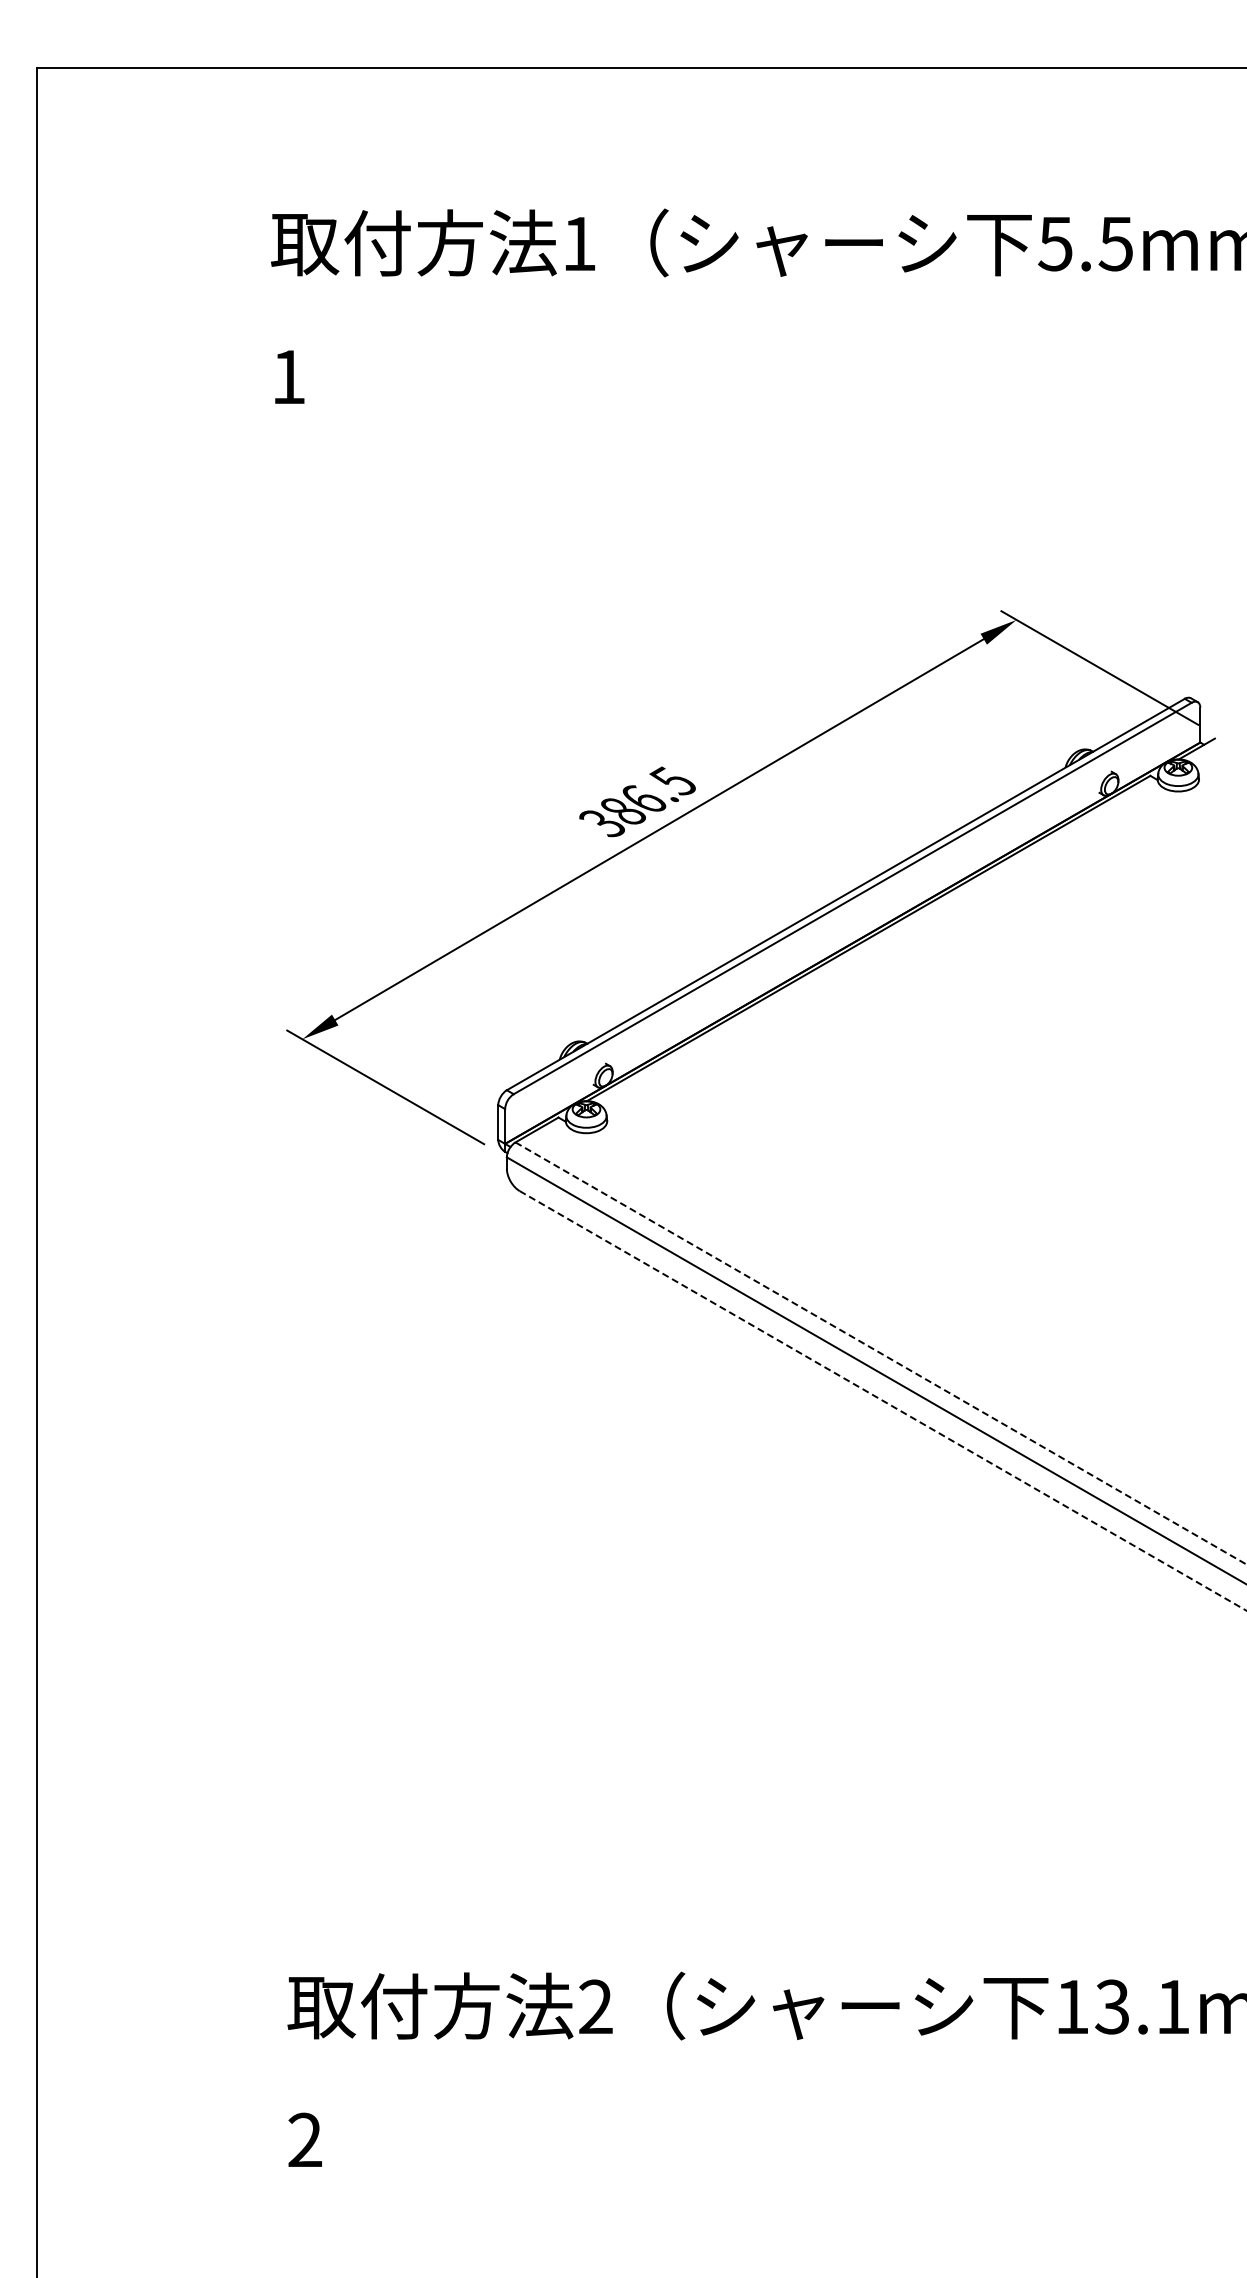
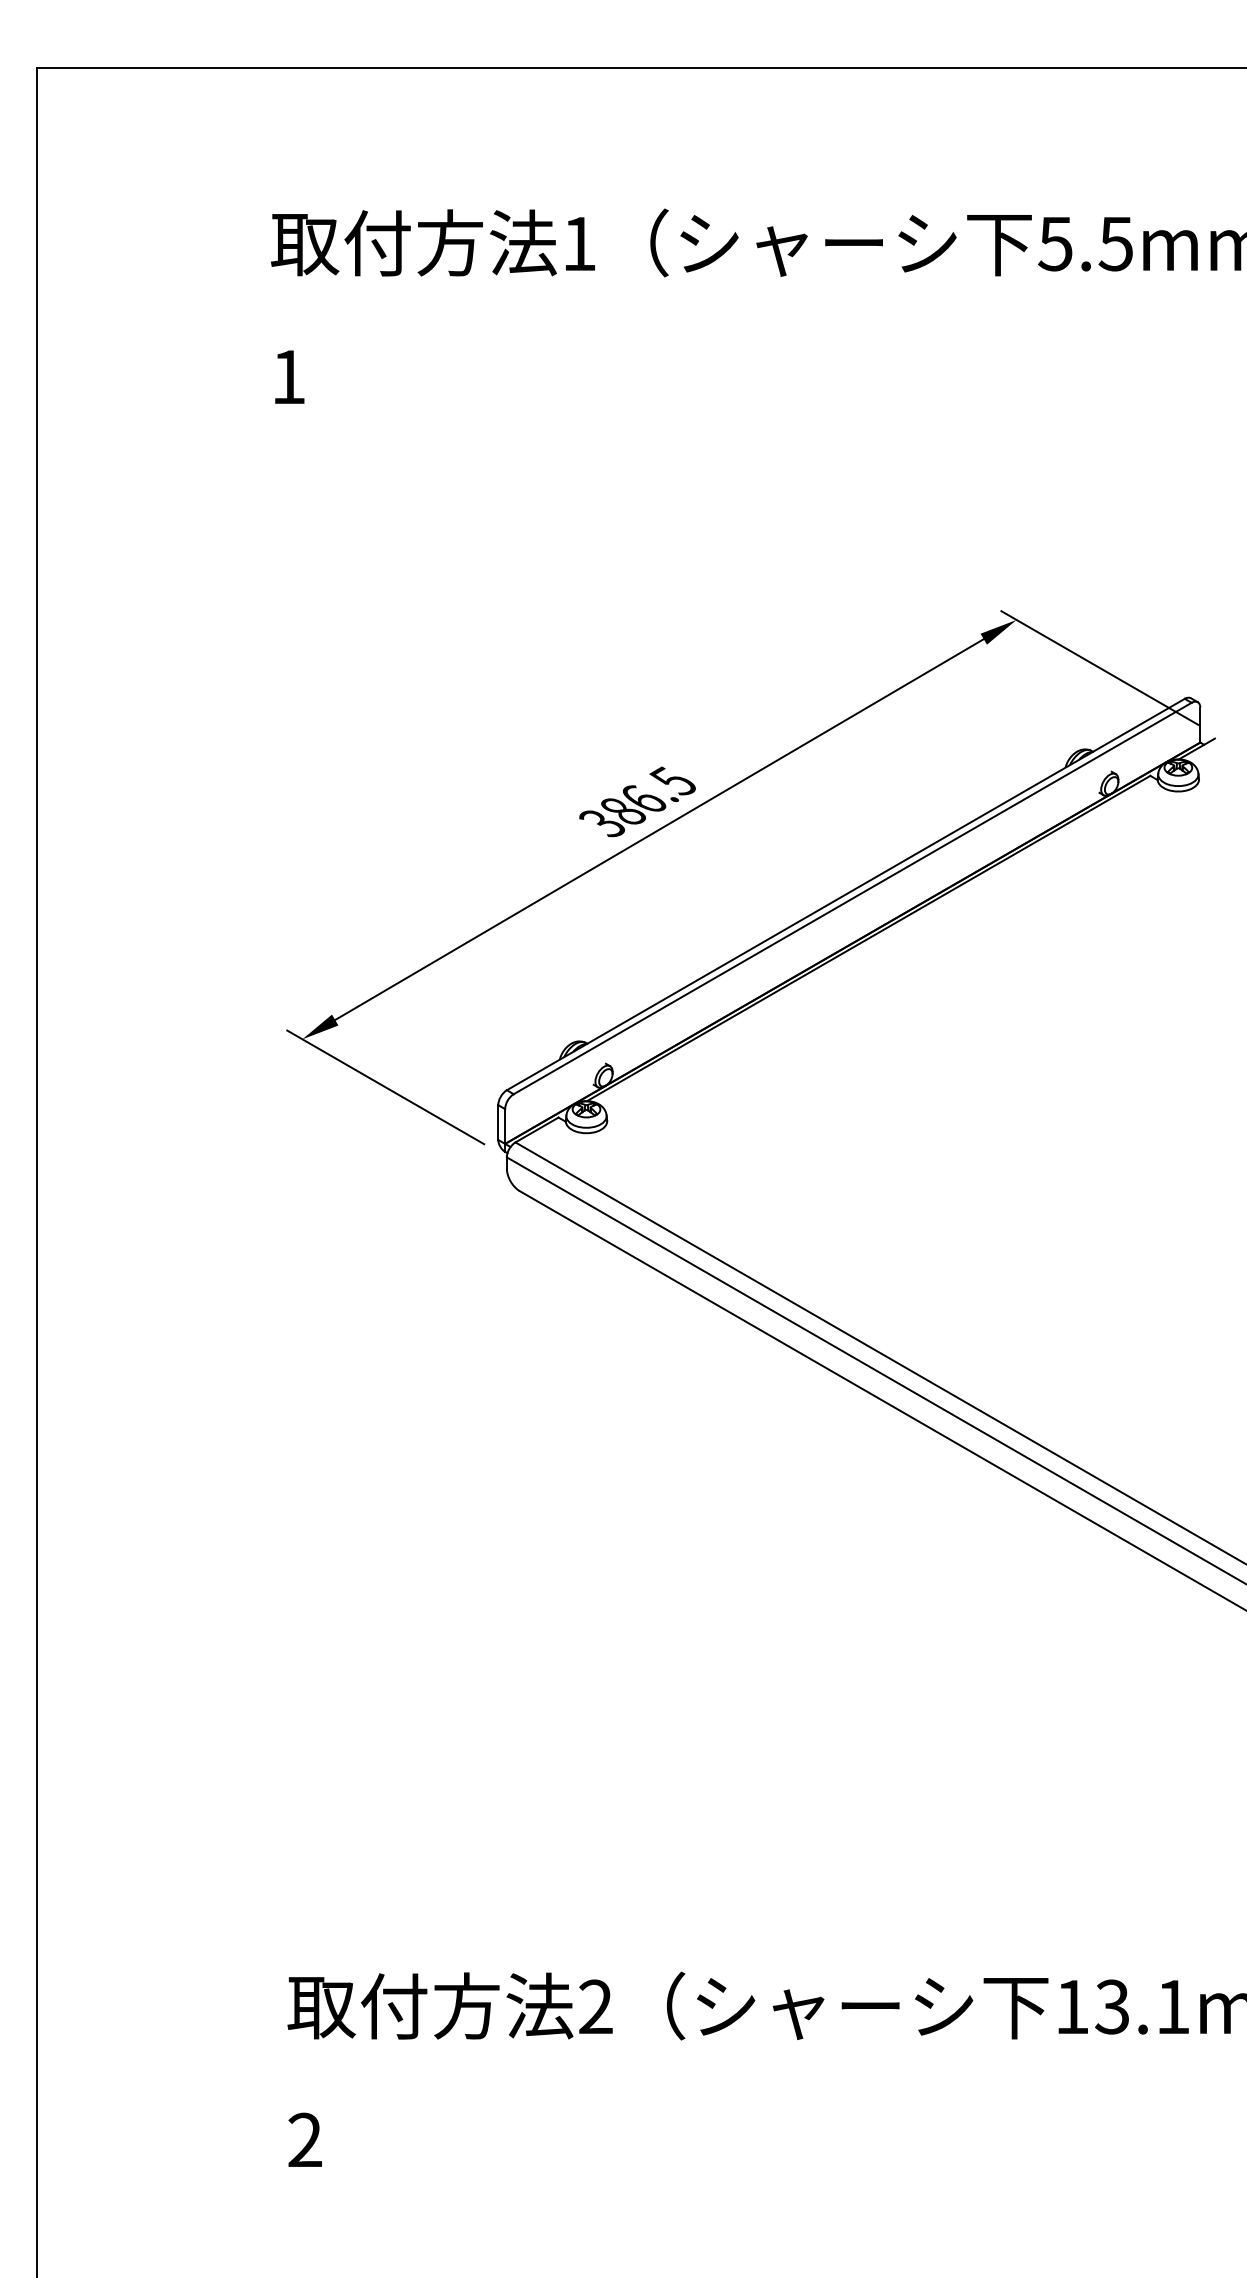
line: dashed -> solid (881, 1353)
line: dashed -> solid (882, 1400)
